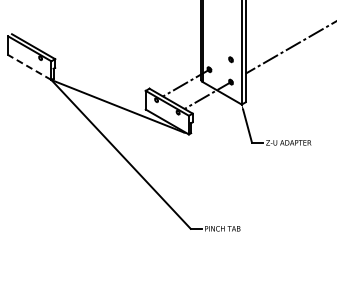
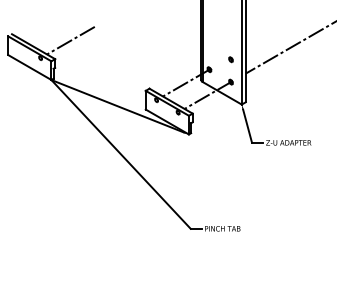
line: none -> present (70, 40)
line: dashed -> solid (29, 67)
